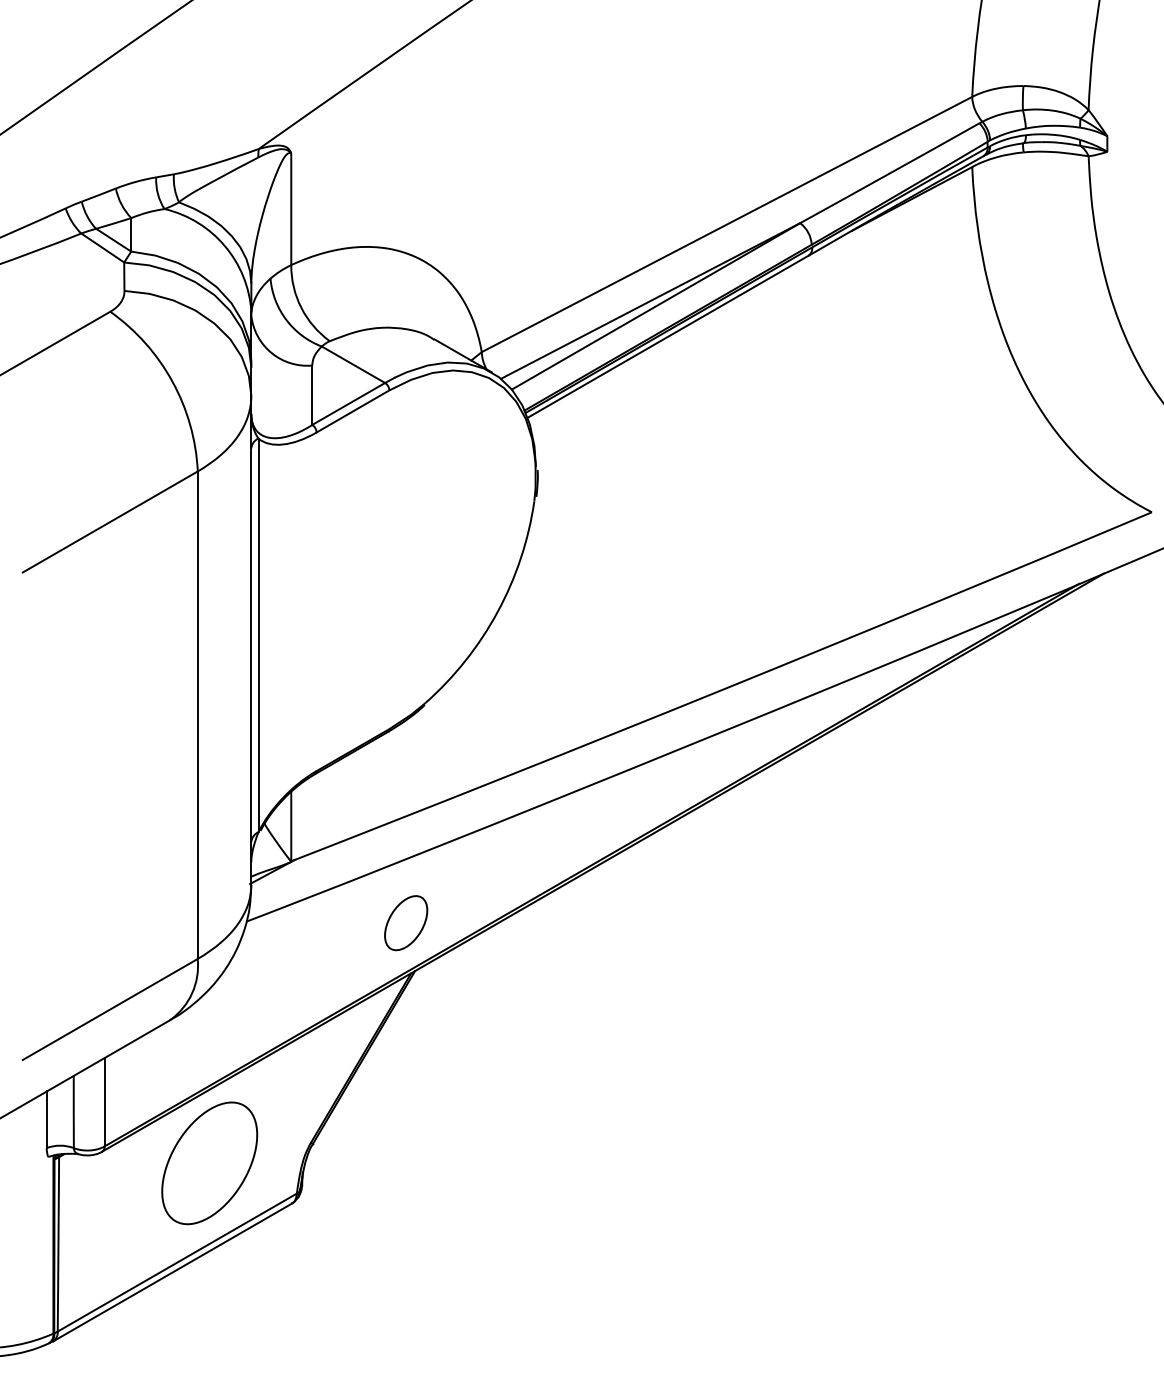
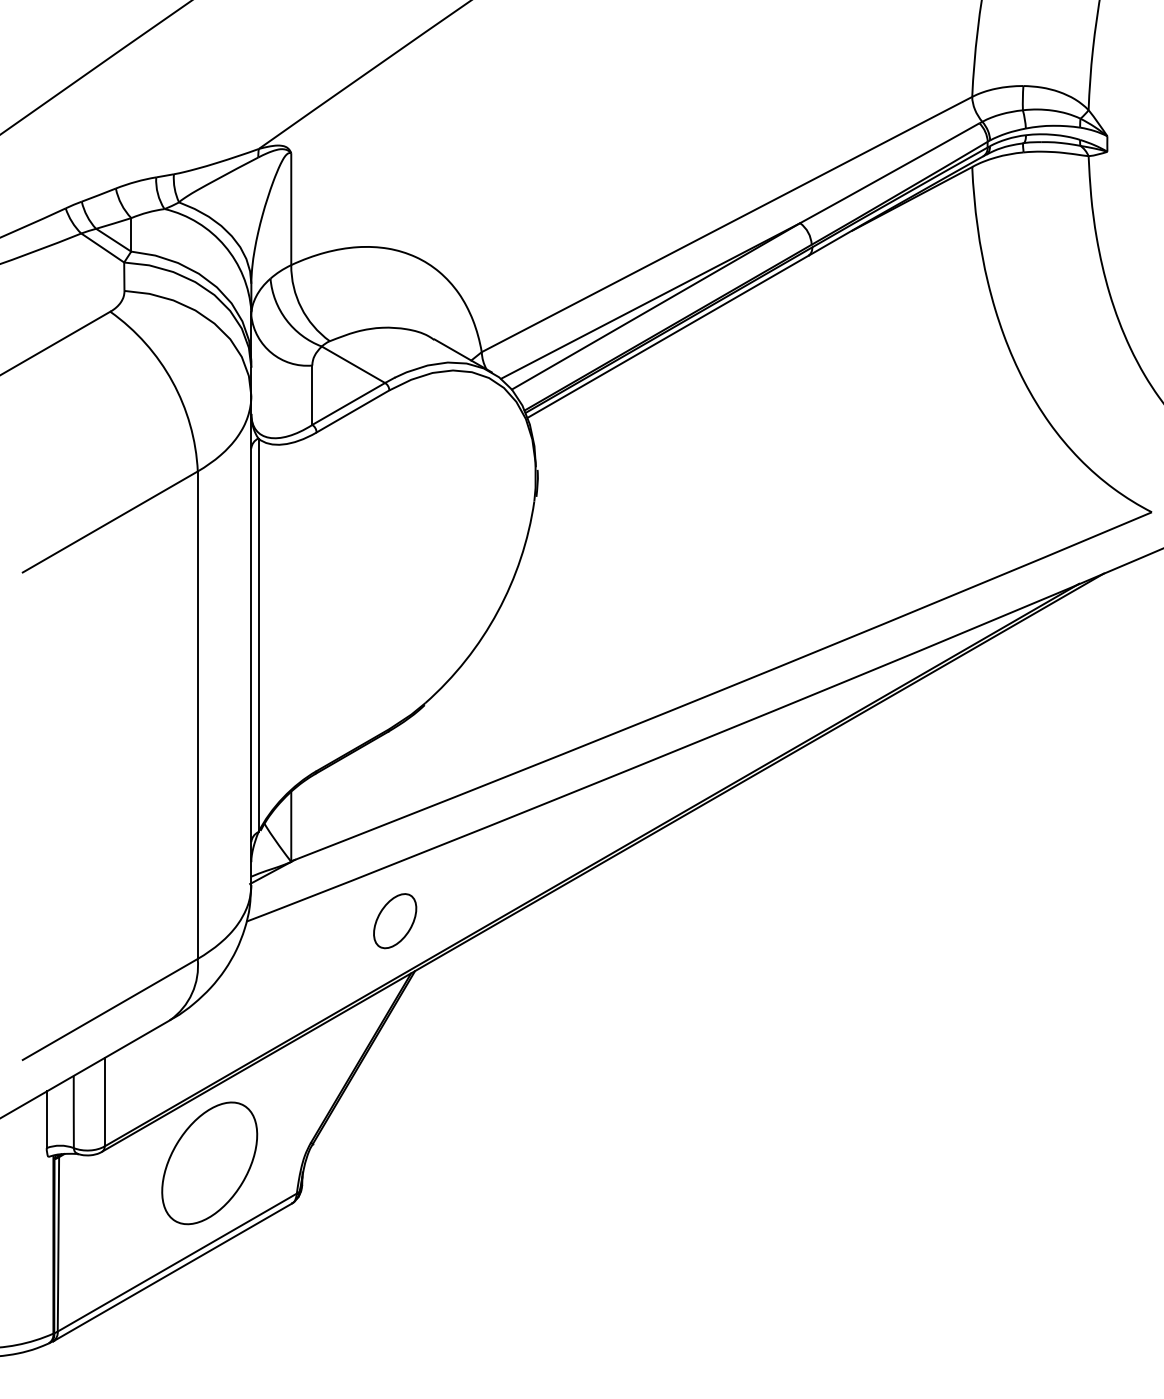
part position: (406, 923) -> (395, 921) (395, 921)
